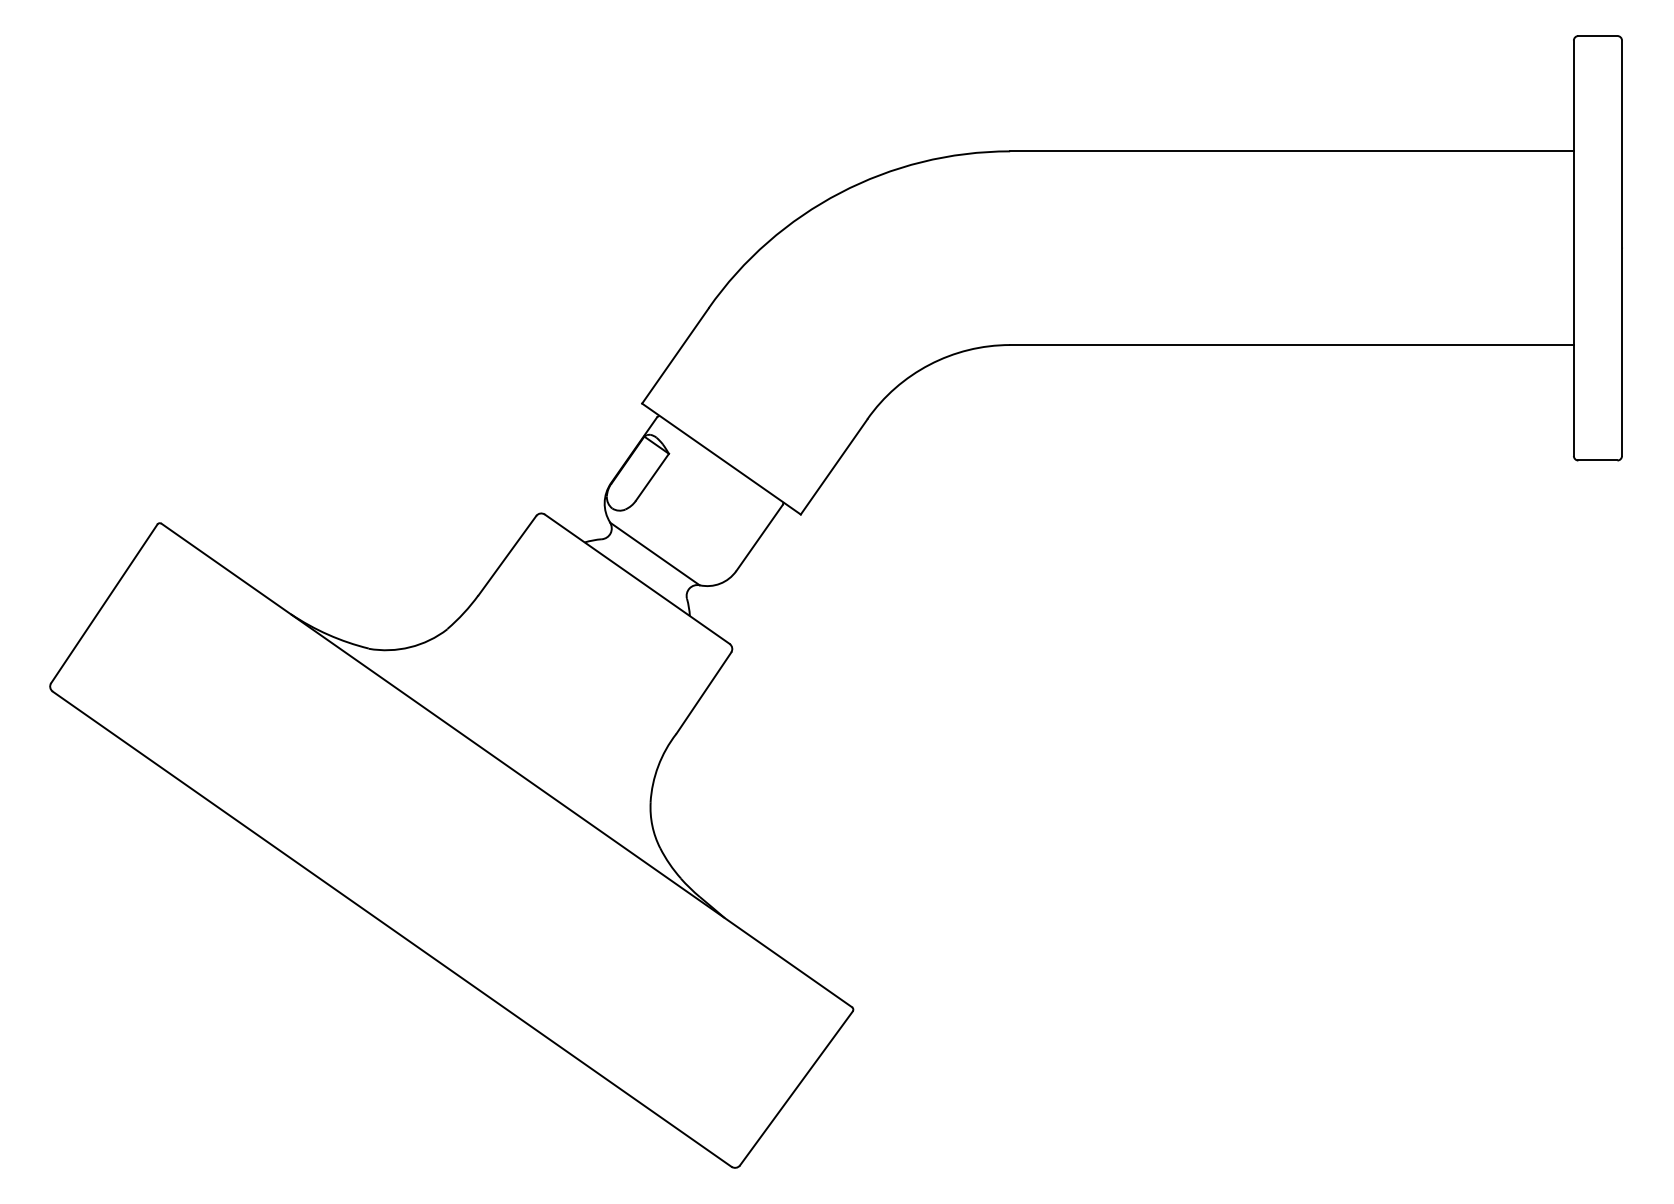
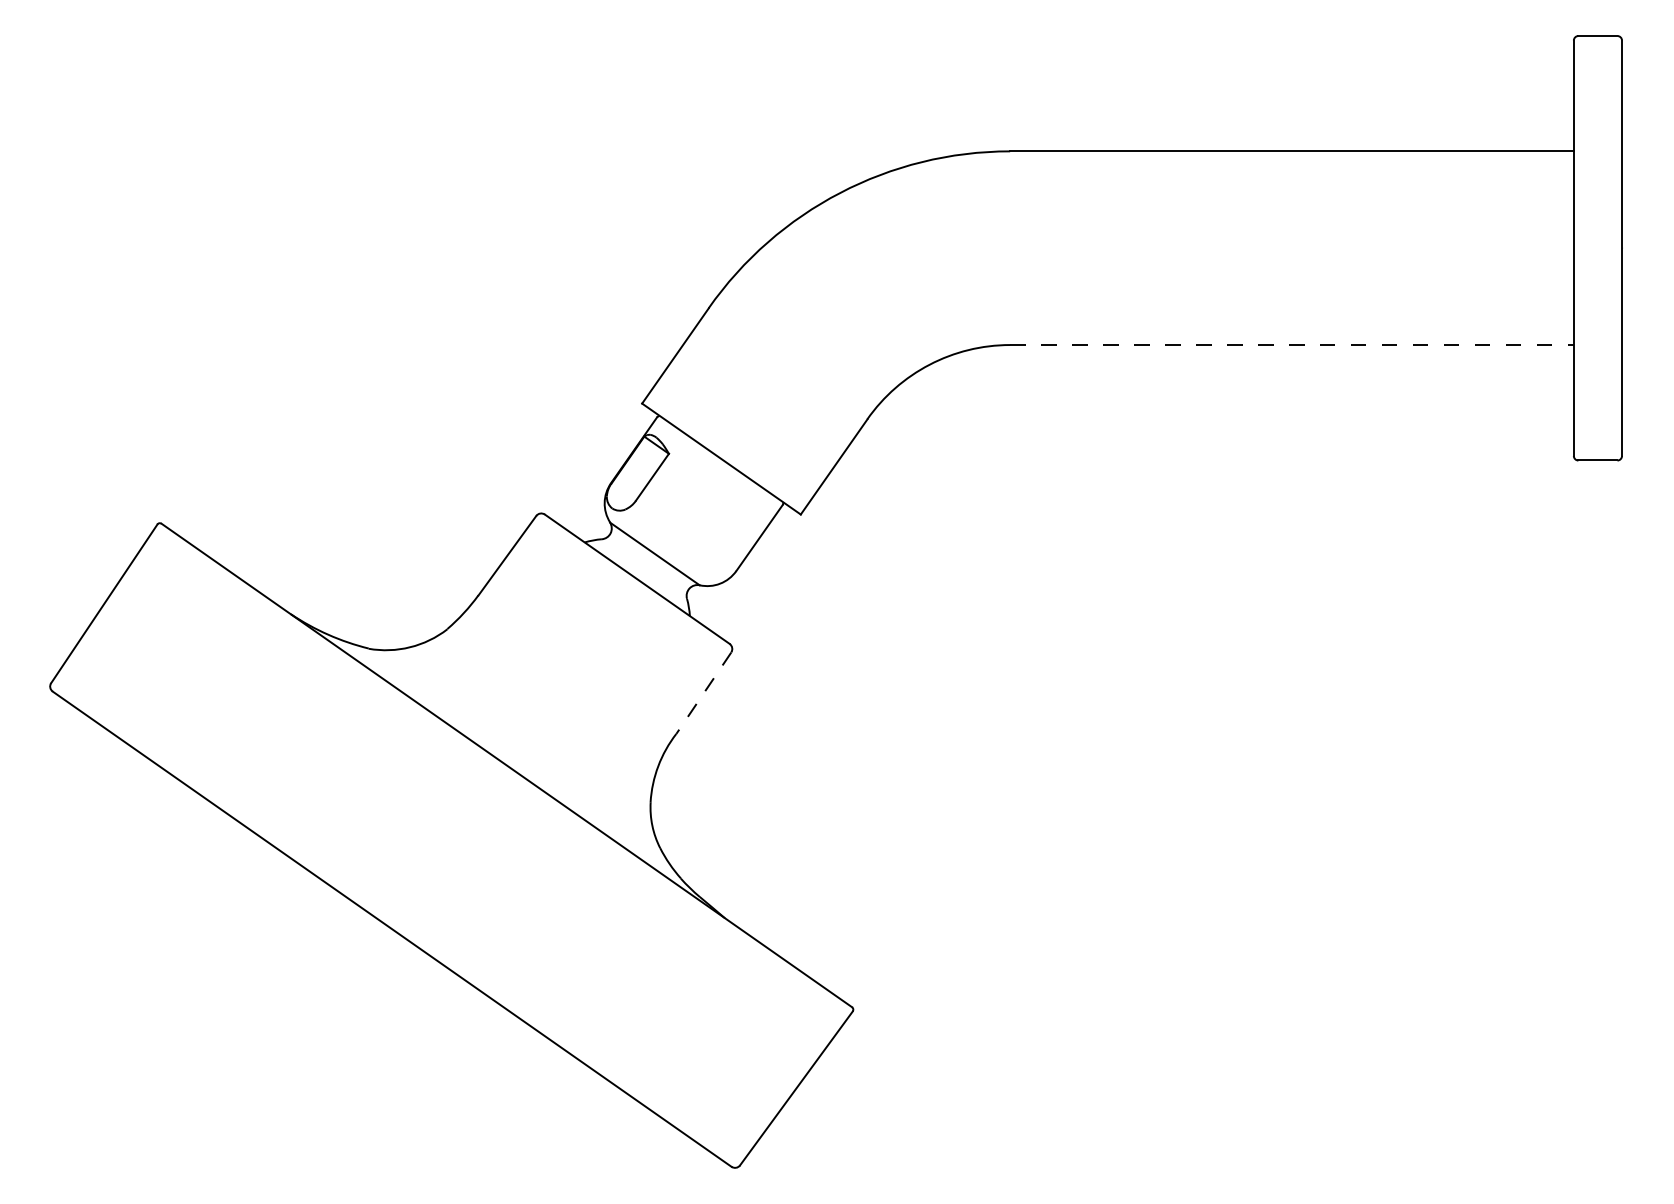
line: solid -> dashed (1291, 345)
line: solid -> dashed (703, 693)
